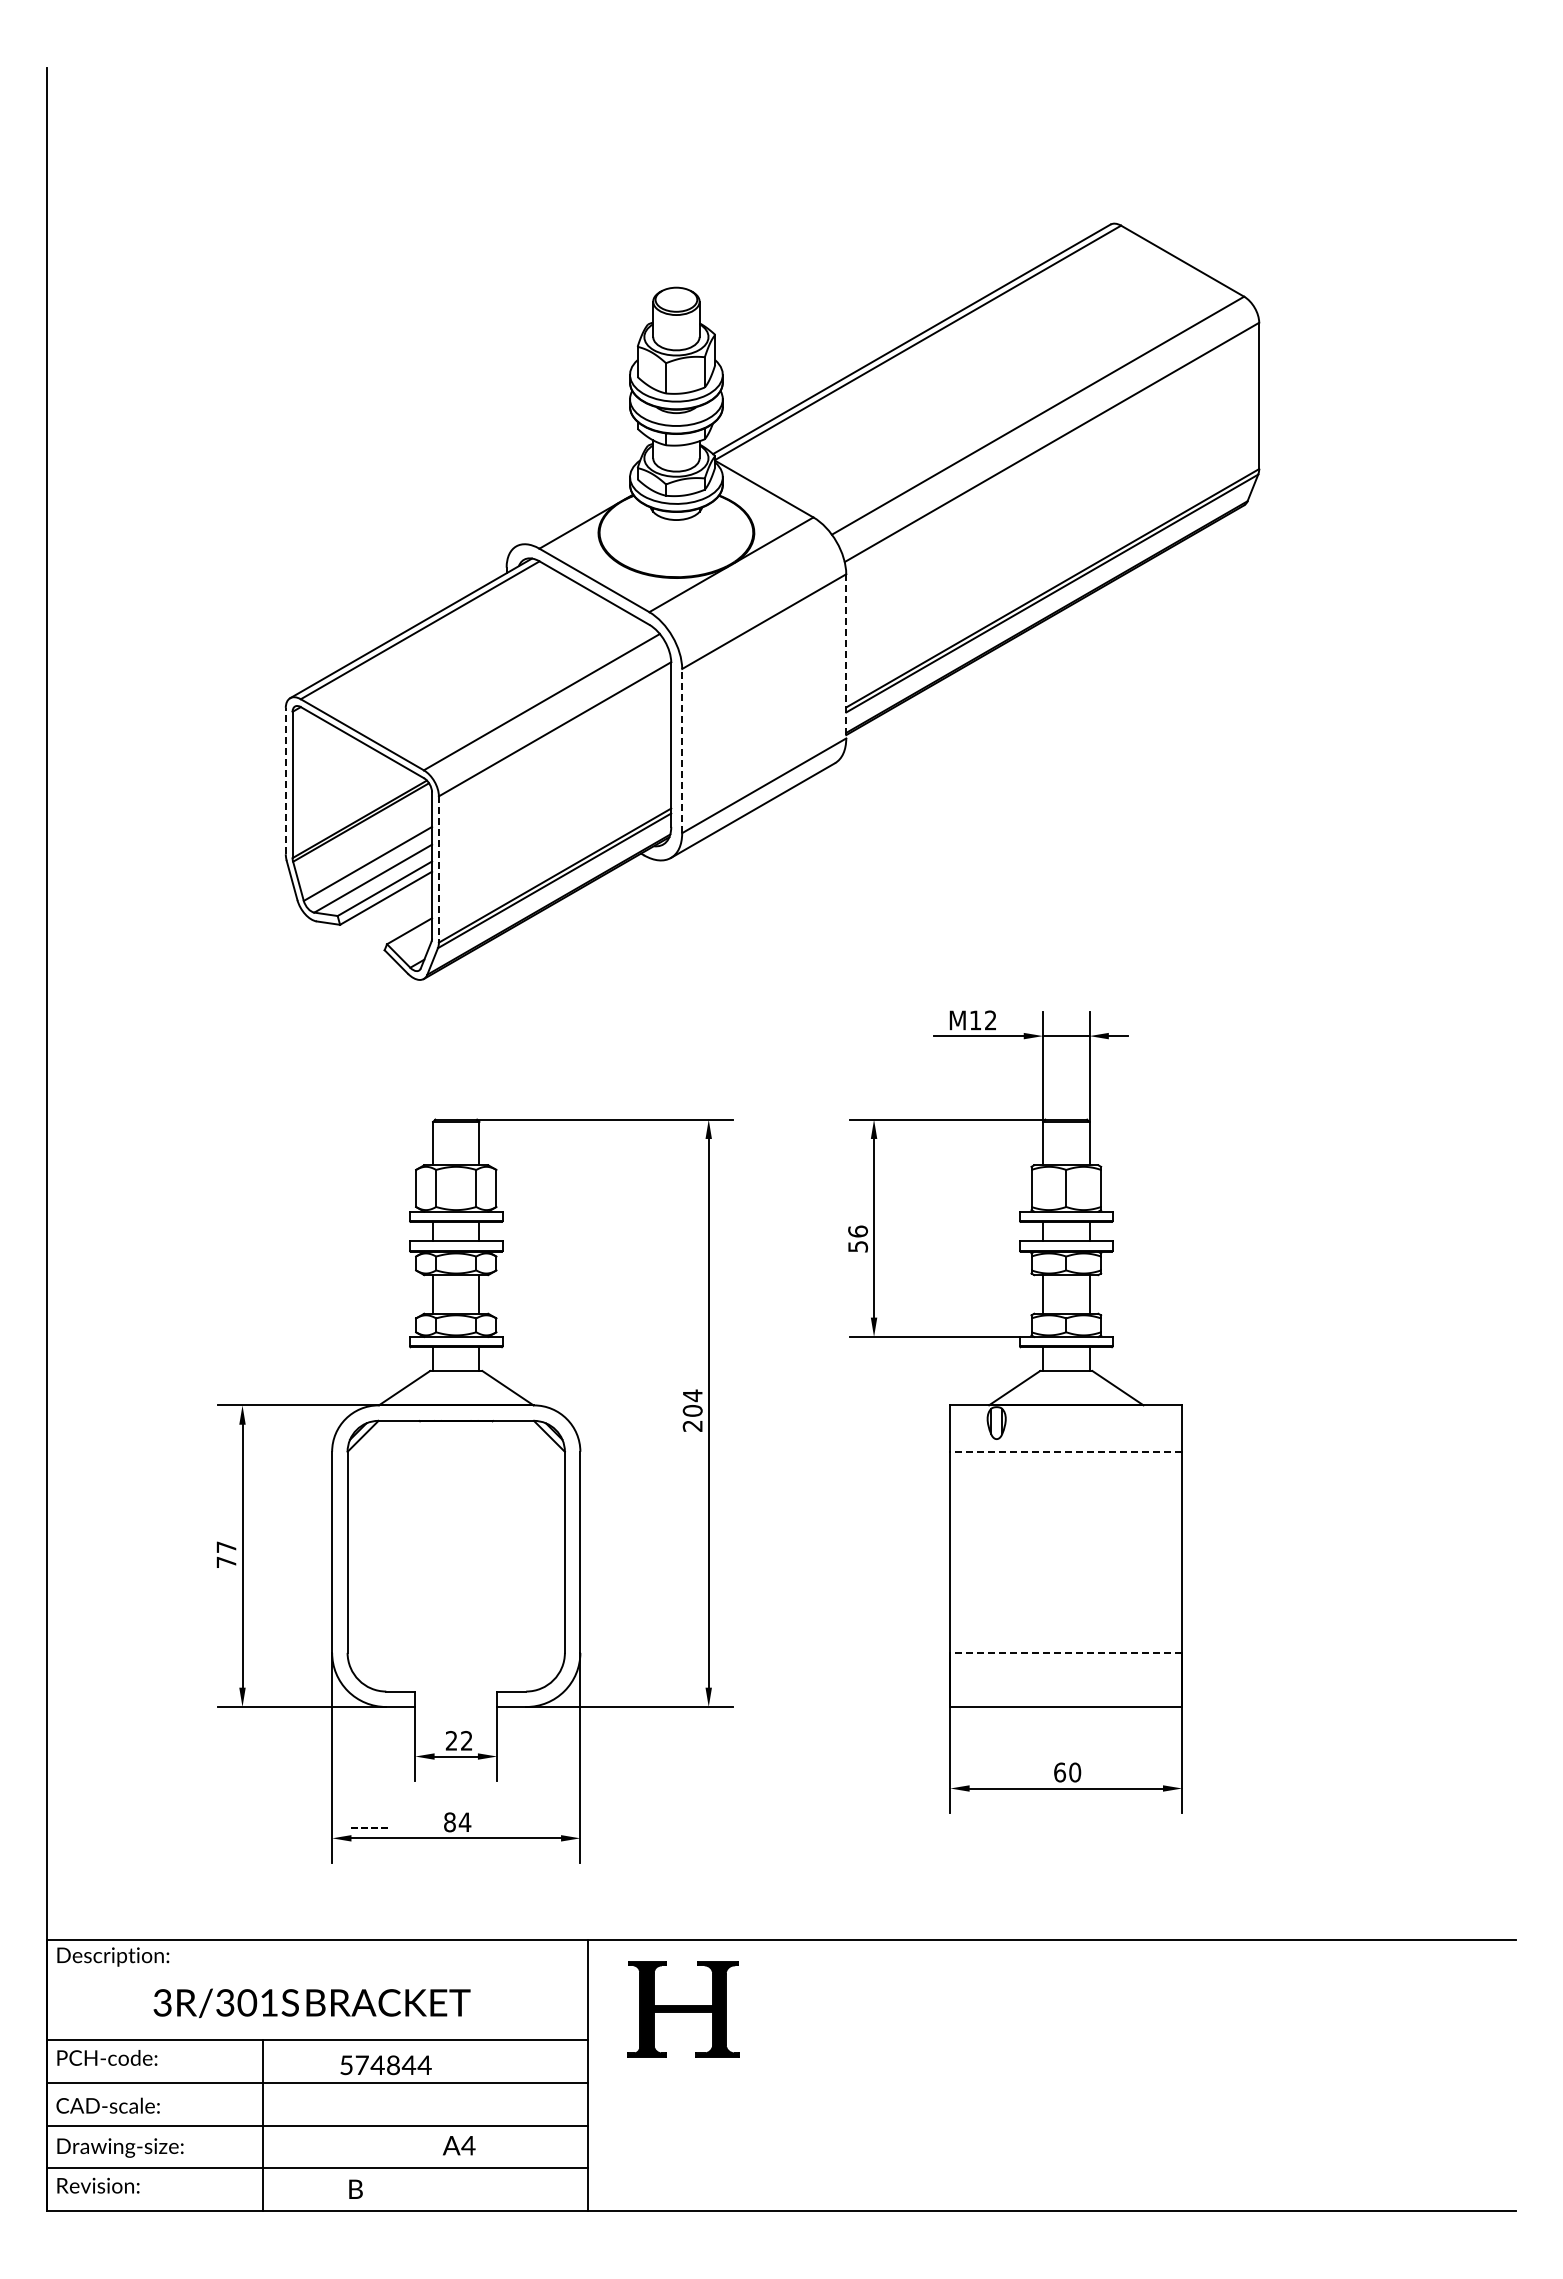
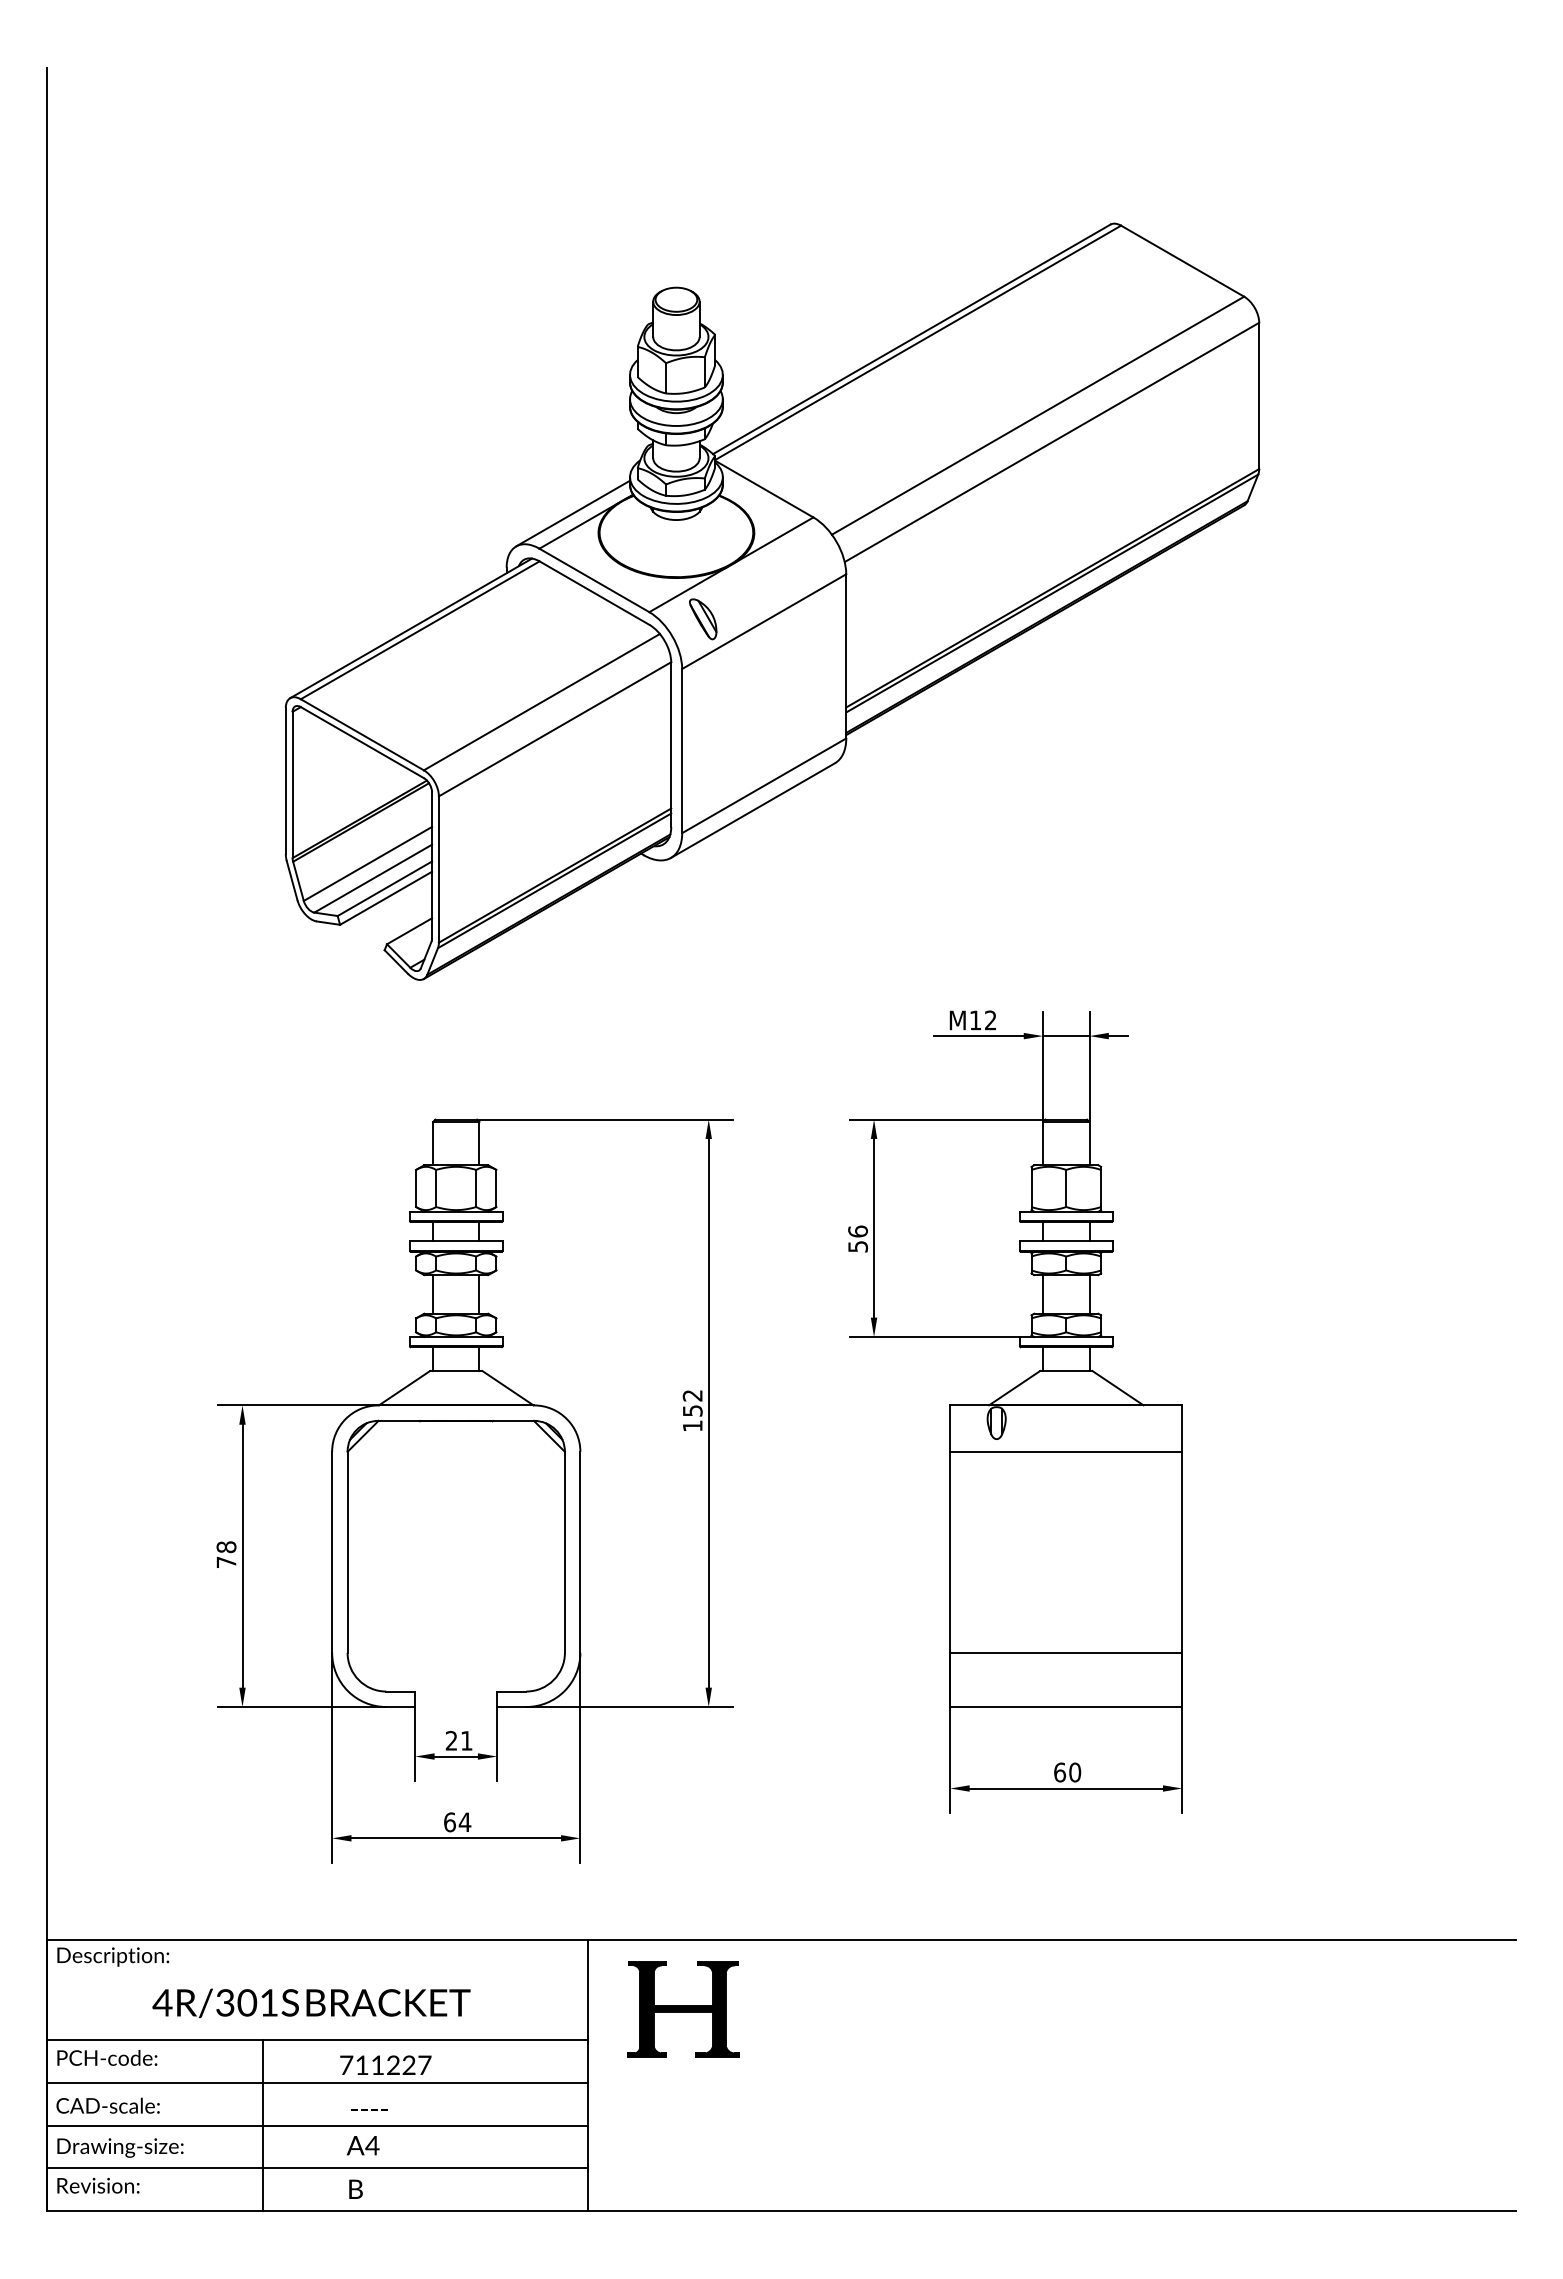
line: none -> present (573, 513)
part: none -> present (703, 619)
line: dashed -> solid (846, 656)
line: dashed -> solid (682, 750)
line: dashed -> solid (285, 780)
line: dashed -> solid (438, 870)
text: 204 -> 152 (692, 1410)
line: dashed -> solid (1065, 1451)
text: 77 -> 78 (226, 1547)
line: dashed -> solid (1065, 1652)
text: 22 -> 21 (466, 1740)
text: 84 -> 64 (449, 1822)
text position: (369, 1827) -> (369, 2109) (369, 2109)
text: 3R/301S -> 4R/301S (162, 2002)
text: 574844 -> 711227 (385, 2065)
text position: (459, 2145) -> (363, 2145) (363, 2145)
